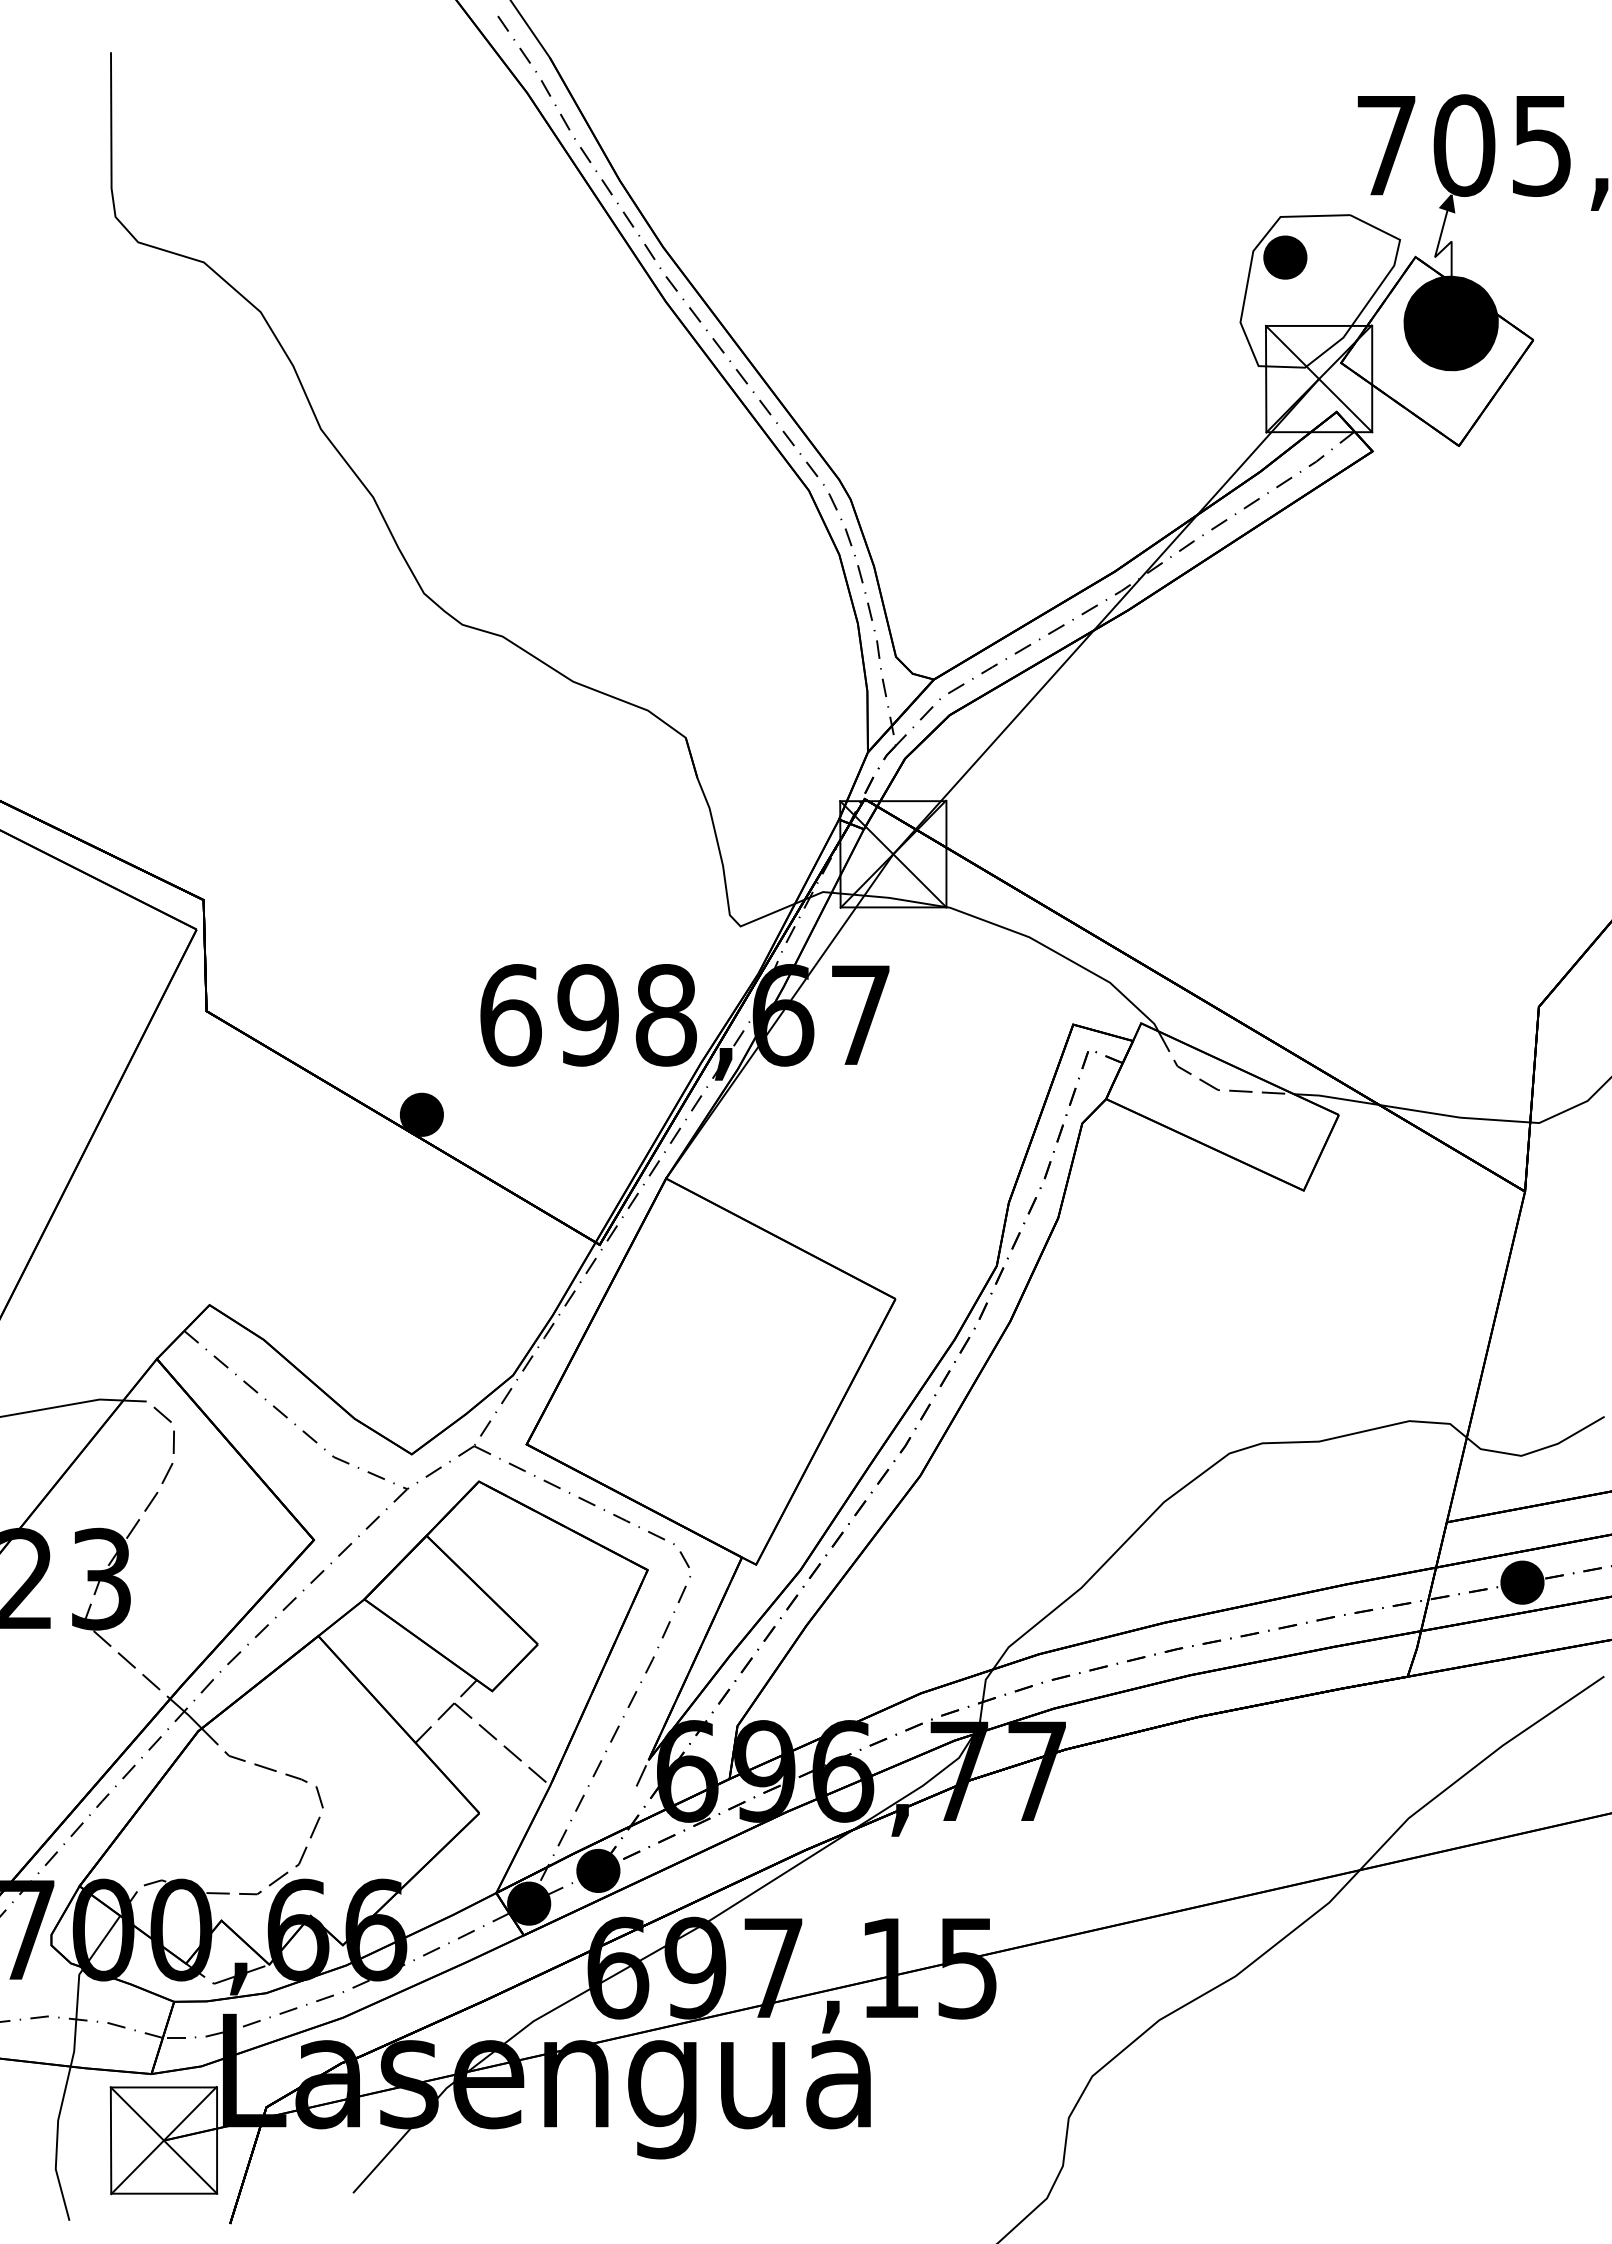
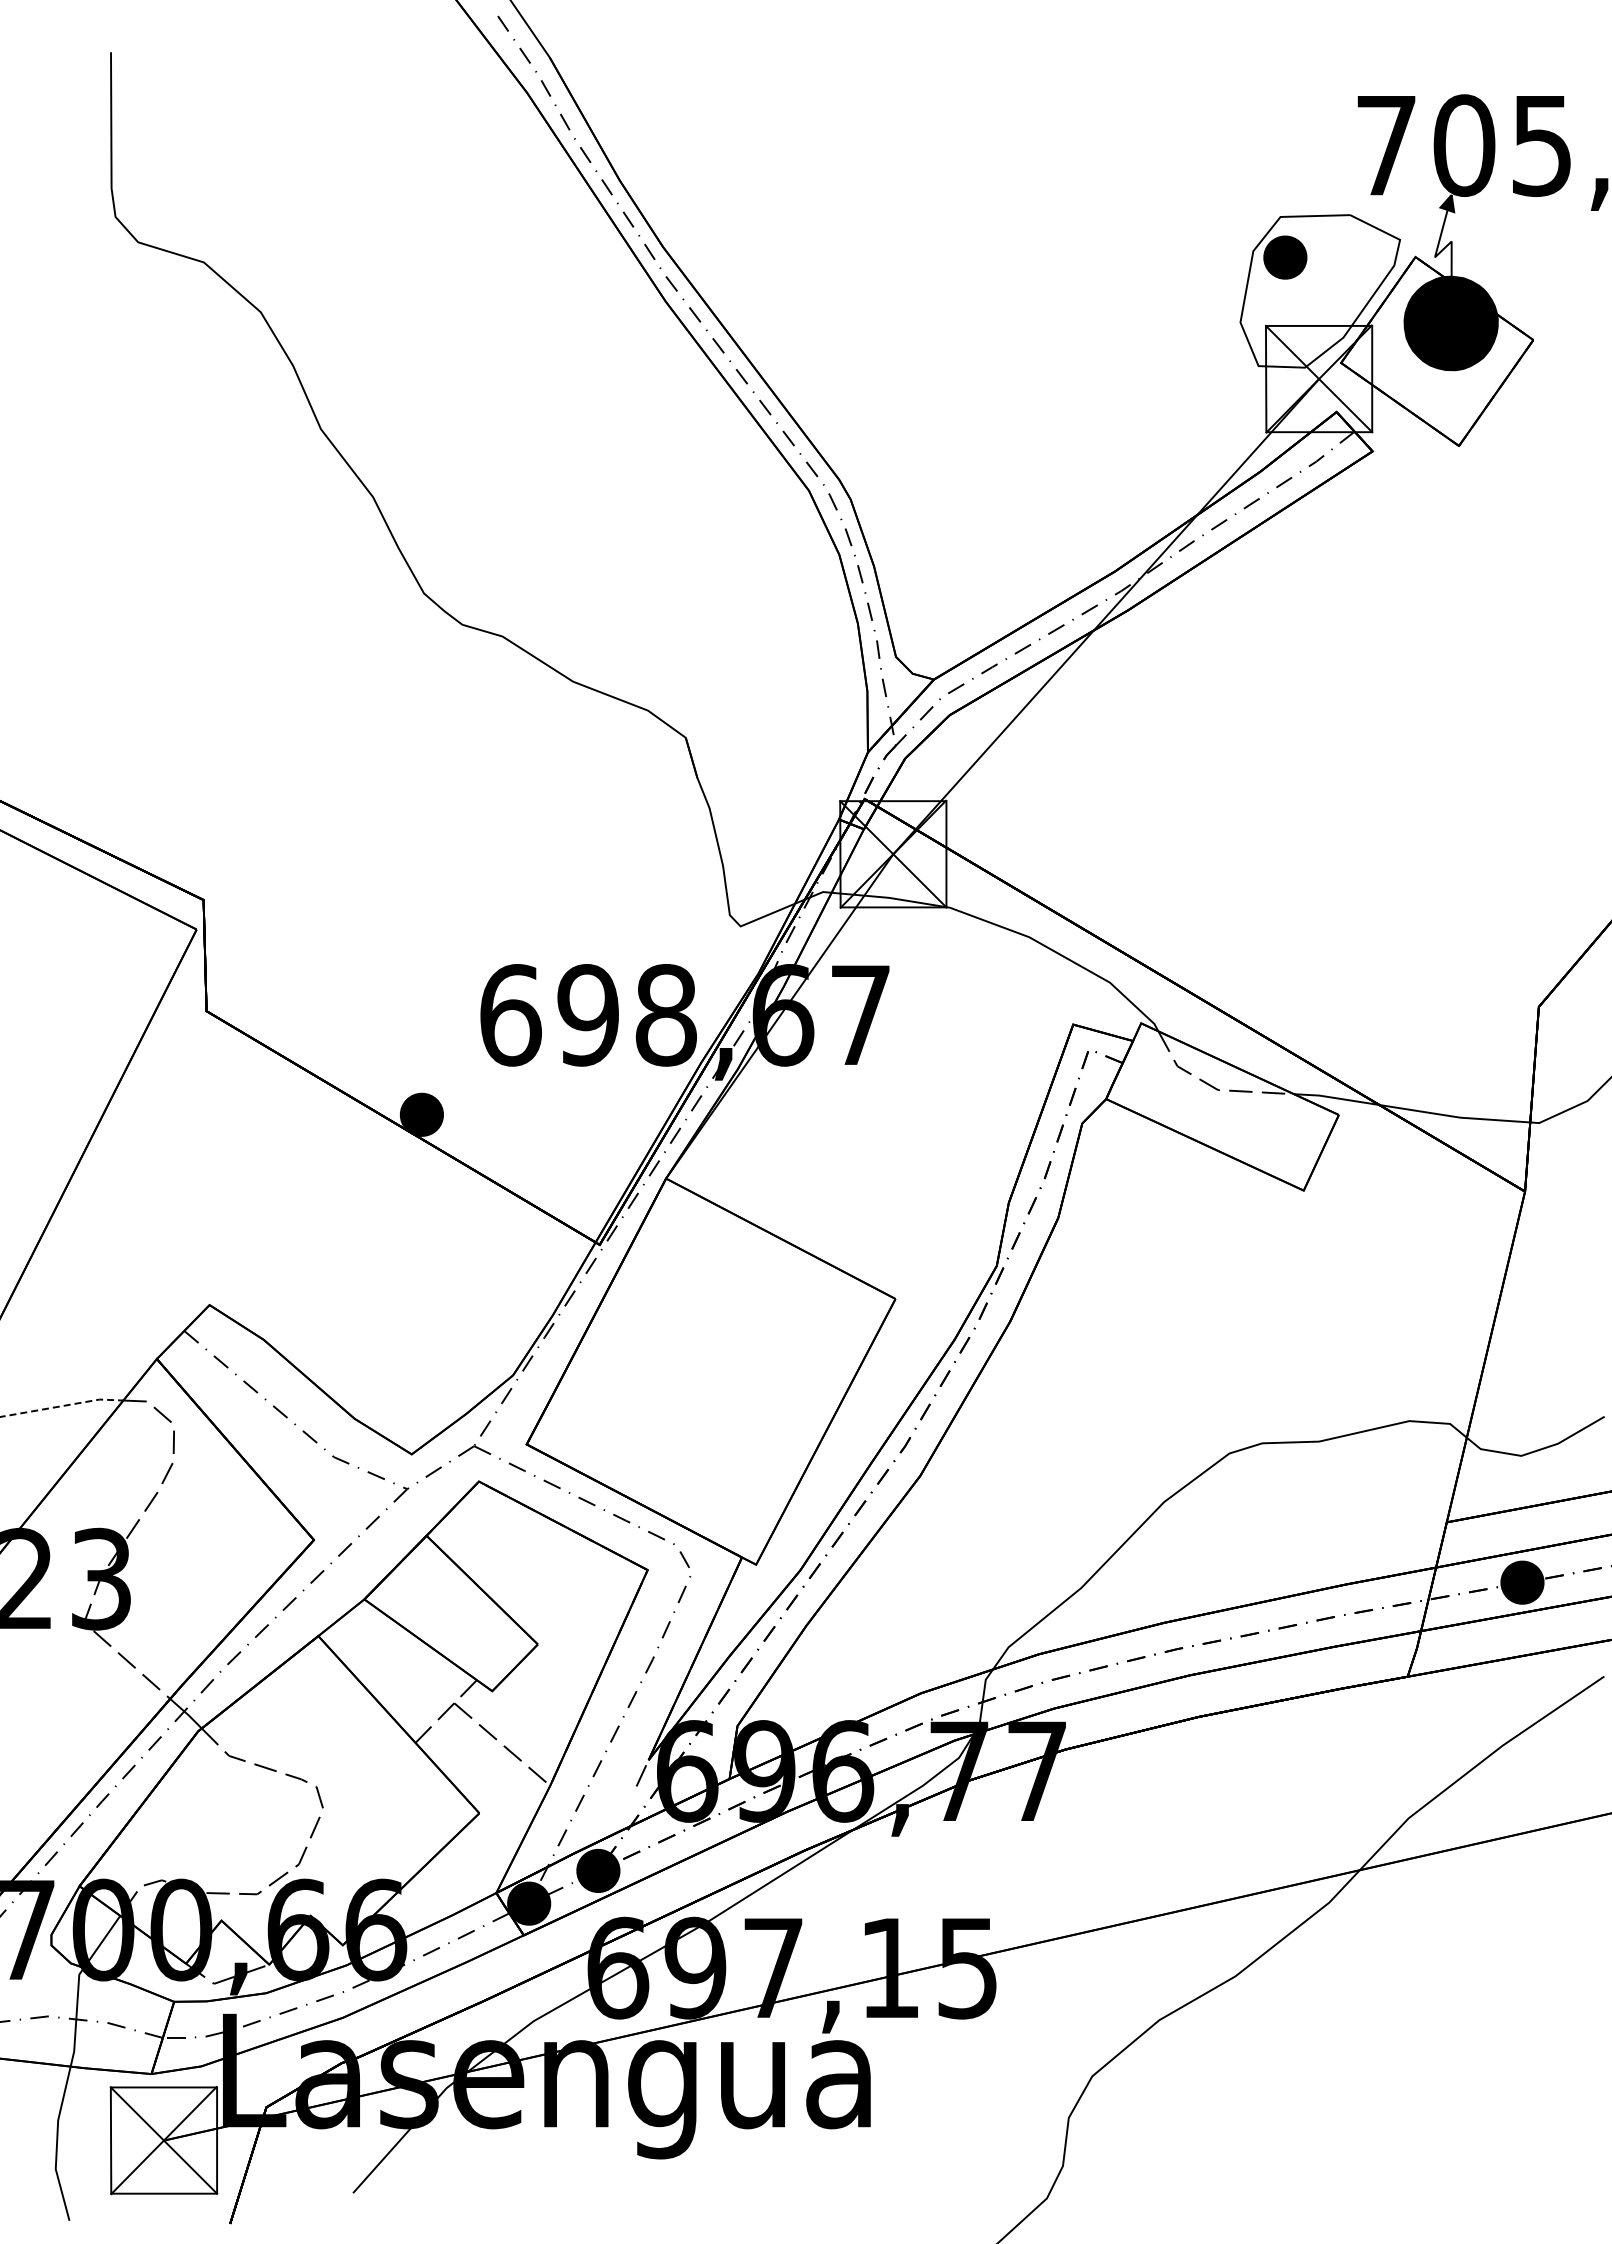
line: solid -> dashed (62, 1406)
